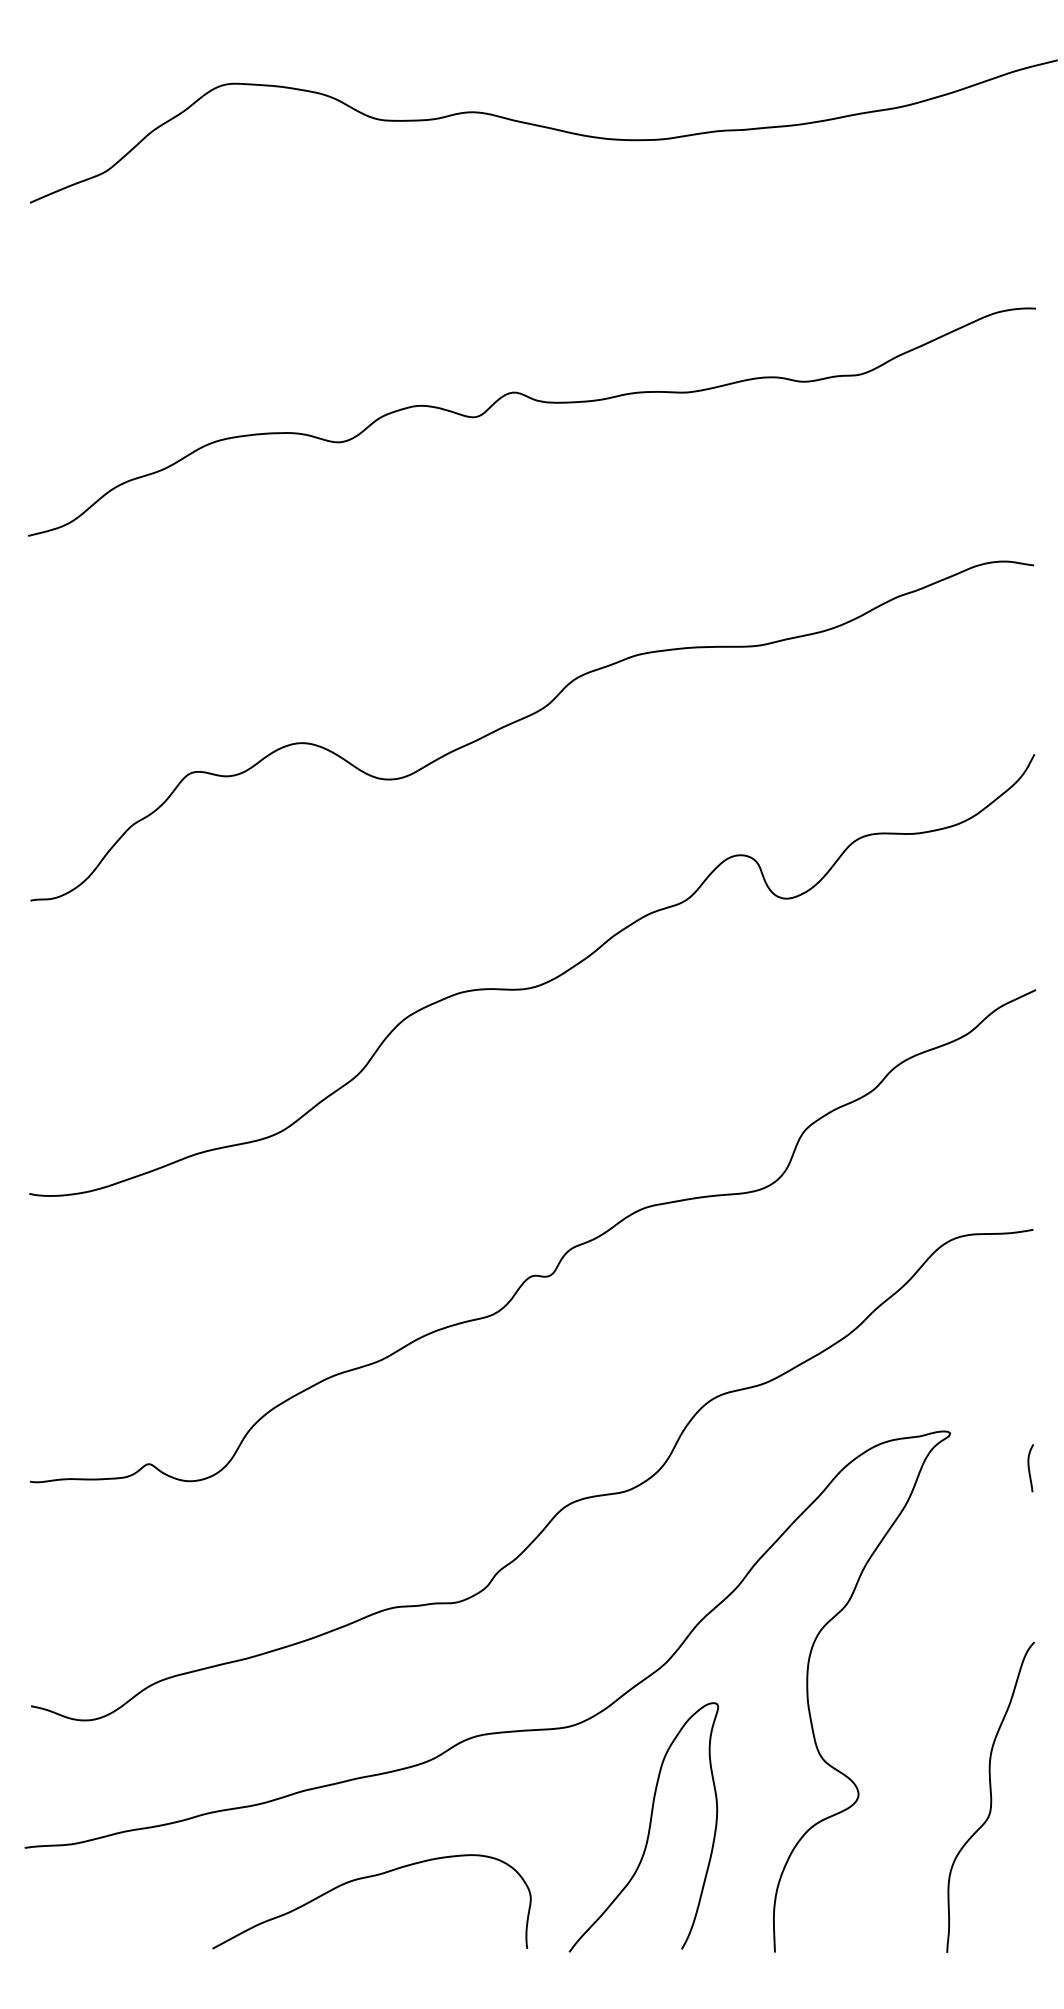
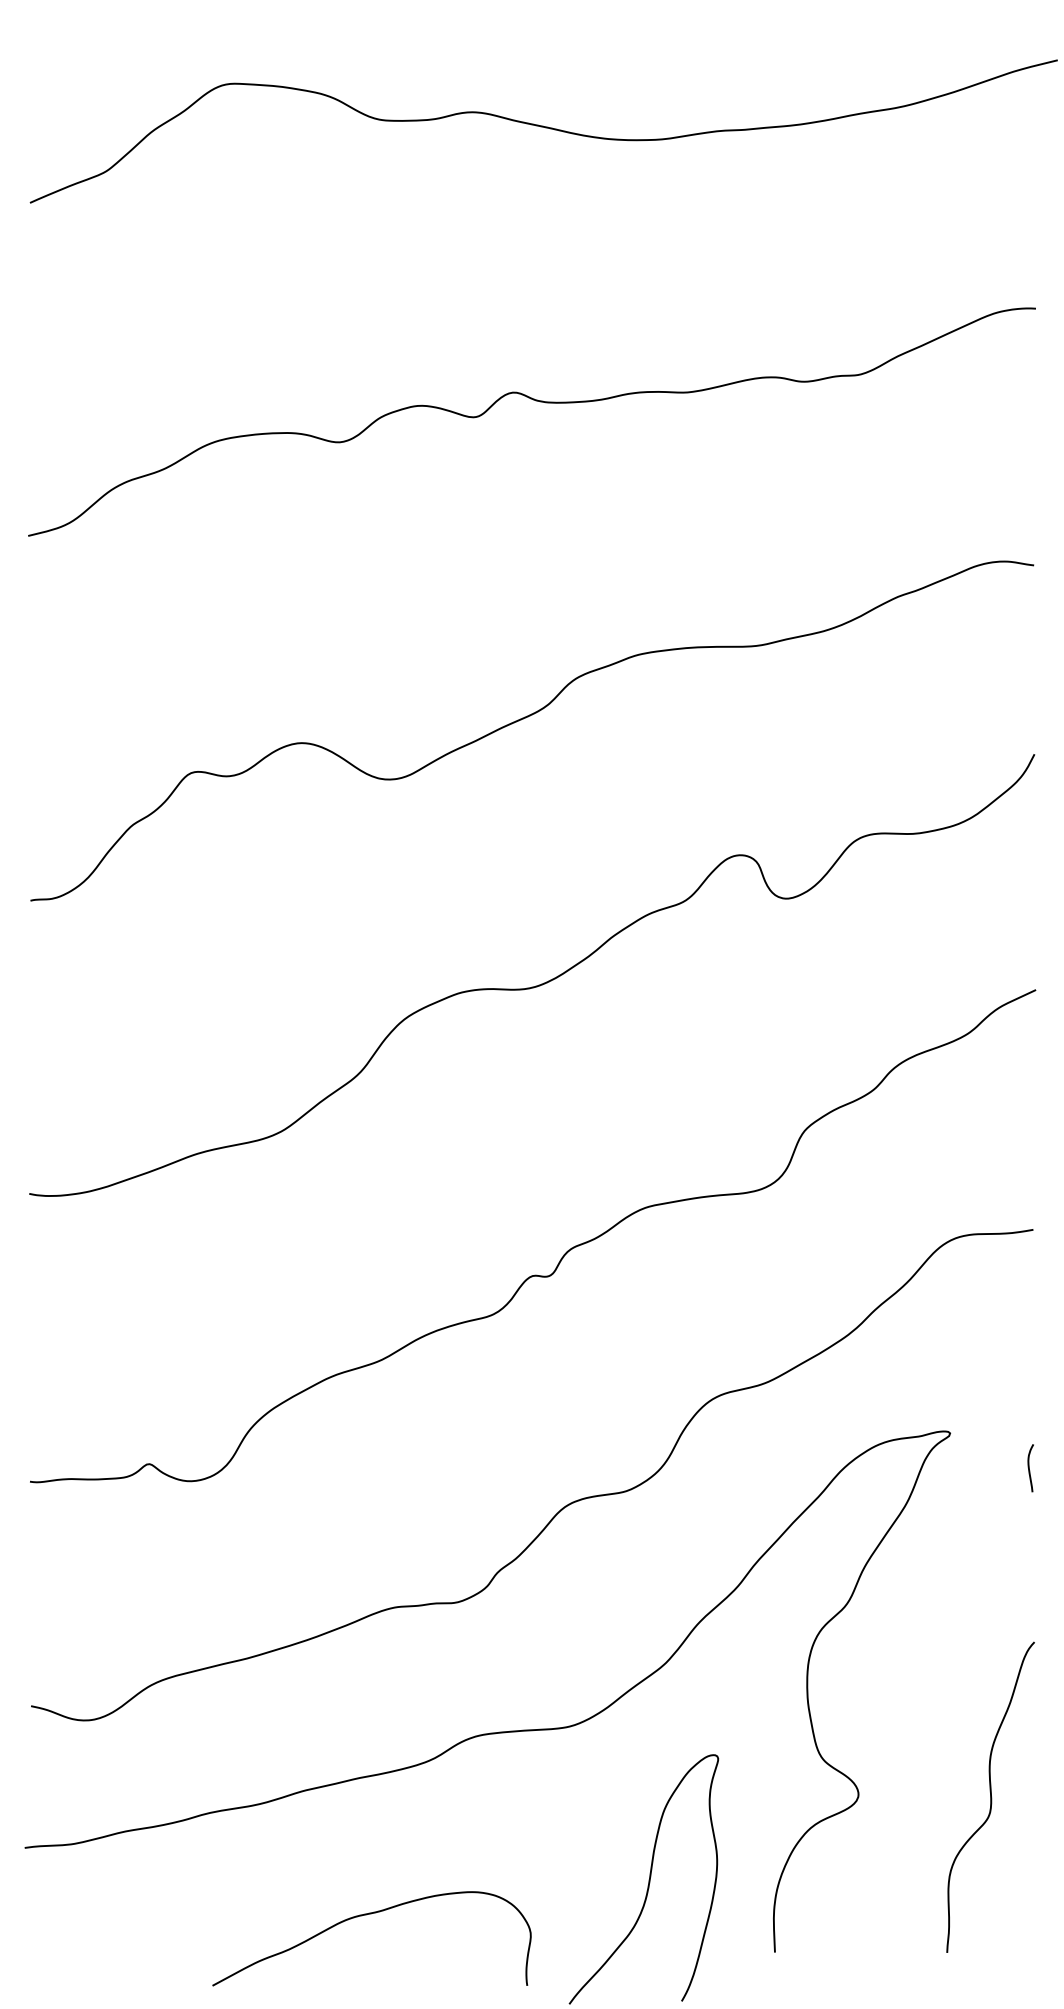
curve position: (648, 1827) -> (648, 1879) (648, 1879)
curve position: (366, 1878) -> (366, 1915) (366, 1915)
